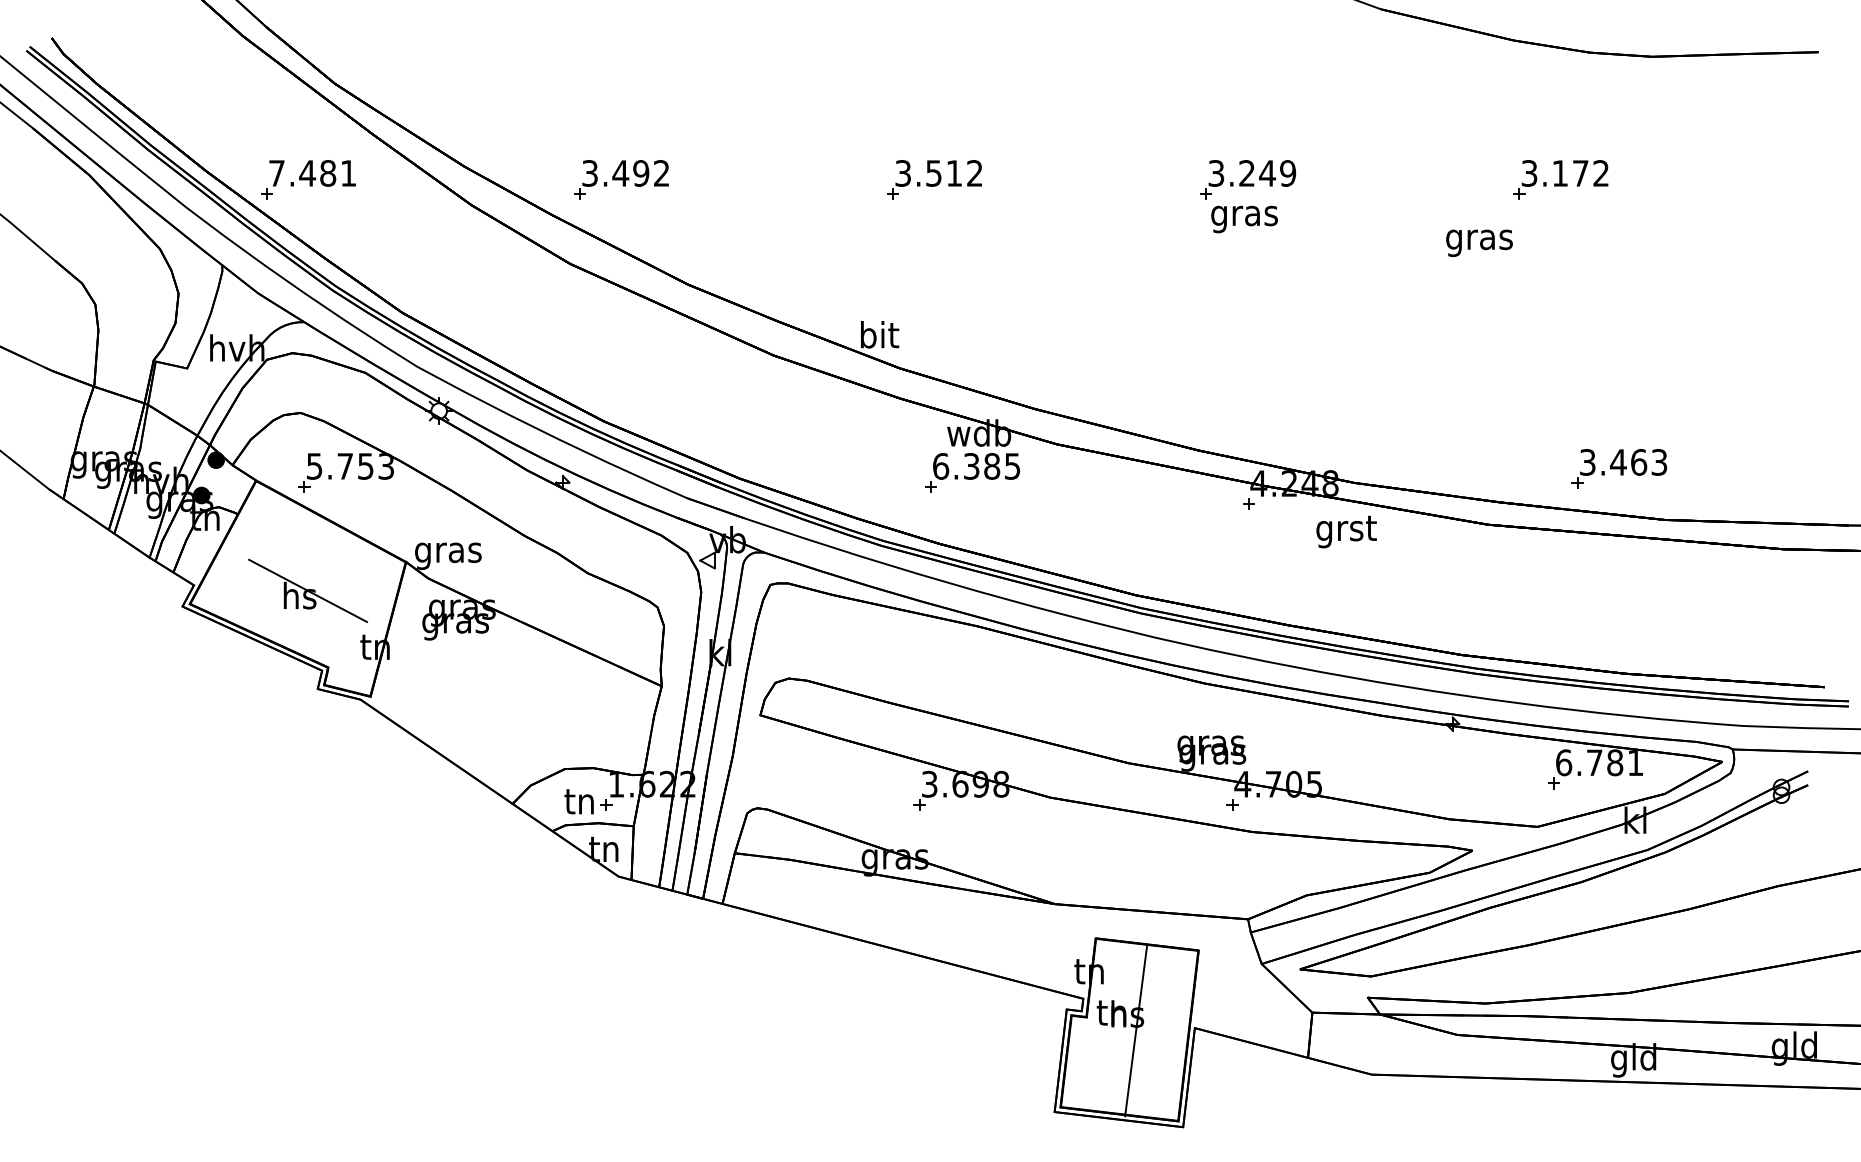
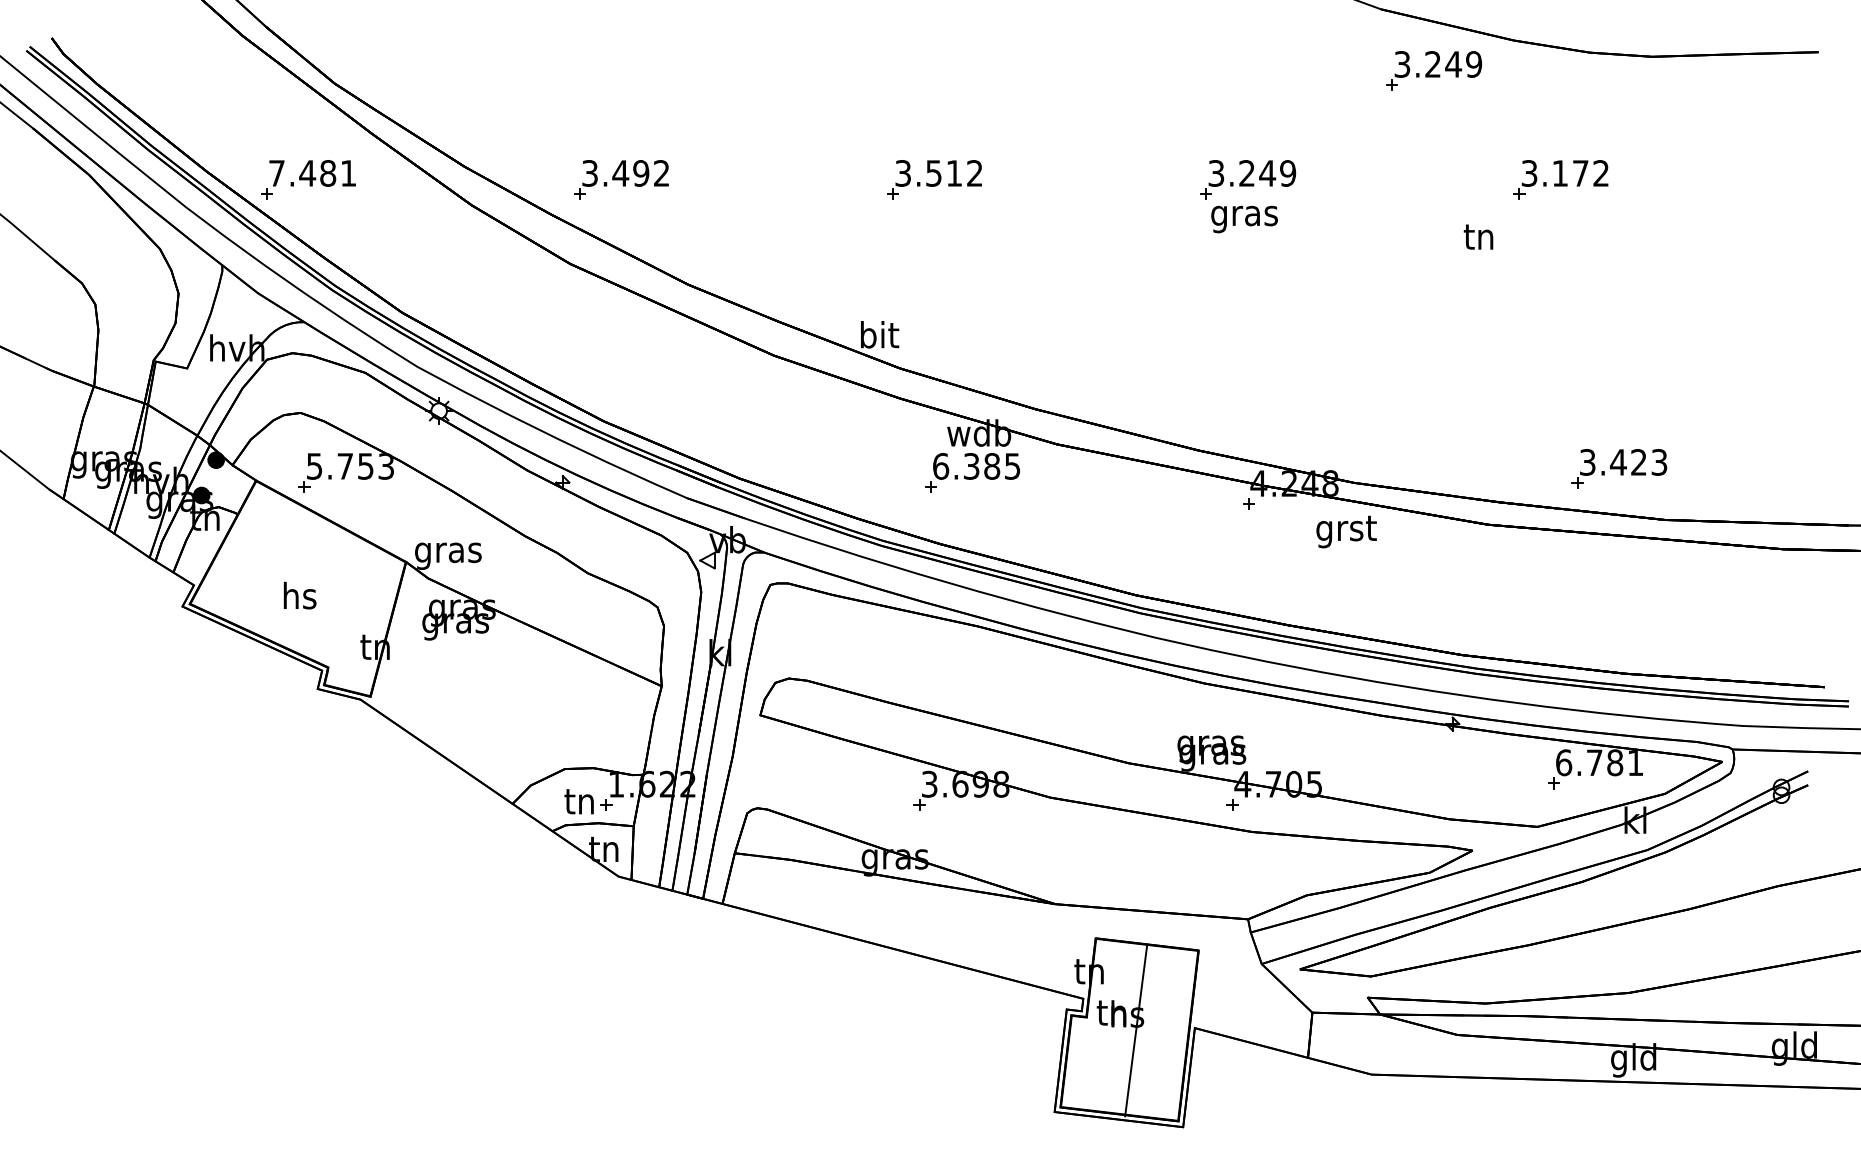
part: none -> present (1434, 70)
text: gras -> tn (1479, 240)
text: 3.463 -> 3.423 (1639, 462)
line: present -> none (308, 590)
